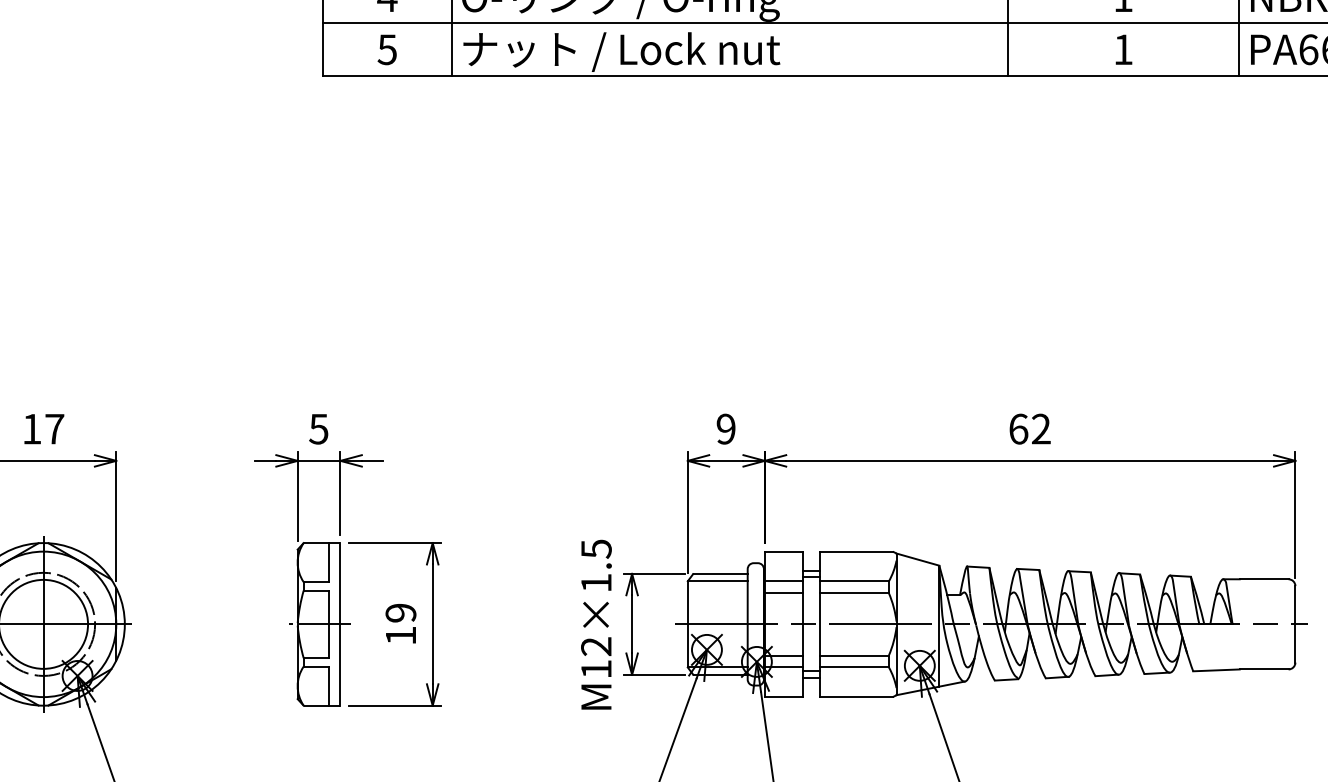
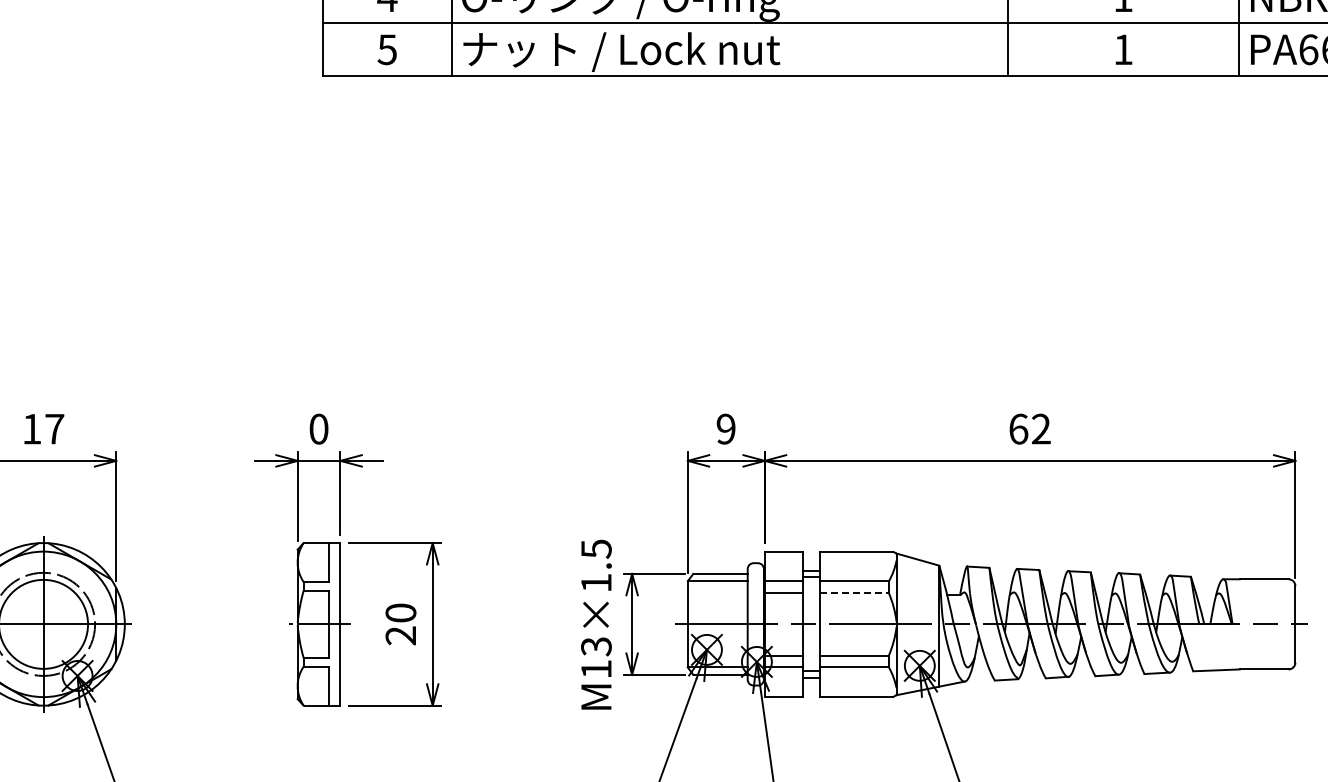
text: 5 -> 0 (318, 428)
line: solid -> dashed (855, 593)
text: 19 -> 20 (400, 624)
text: M12×1.5 -> M13×1.5 (596, 646)
